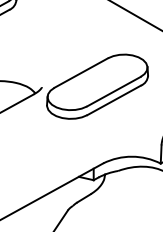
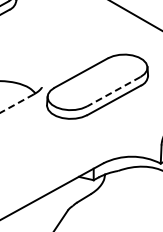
line: solid -> dashed (113, 91)
line: solid -> dashed (17, 103)
